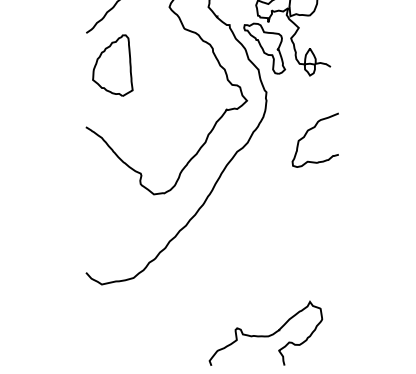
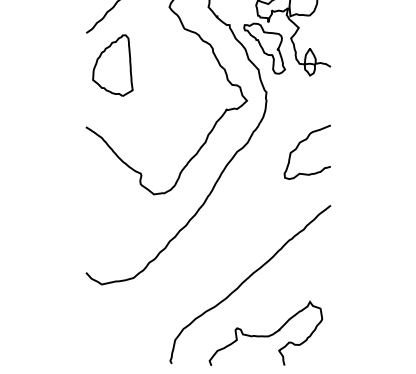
curve position: (307, 133) -> (299, 145) (299, 145)
curve: none -> present (248, 279)
